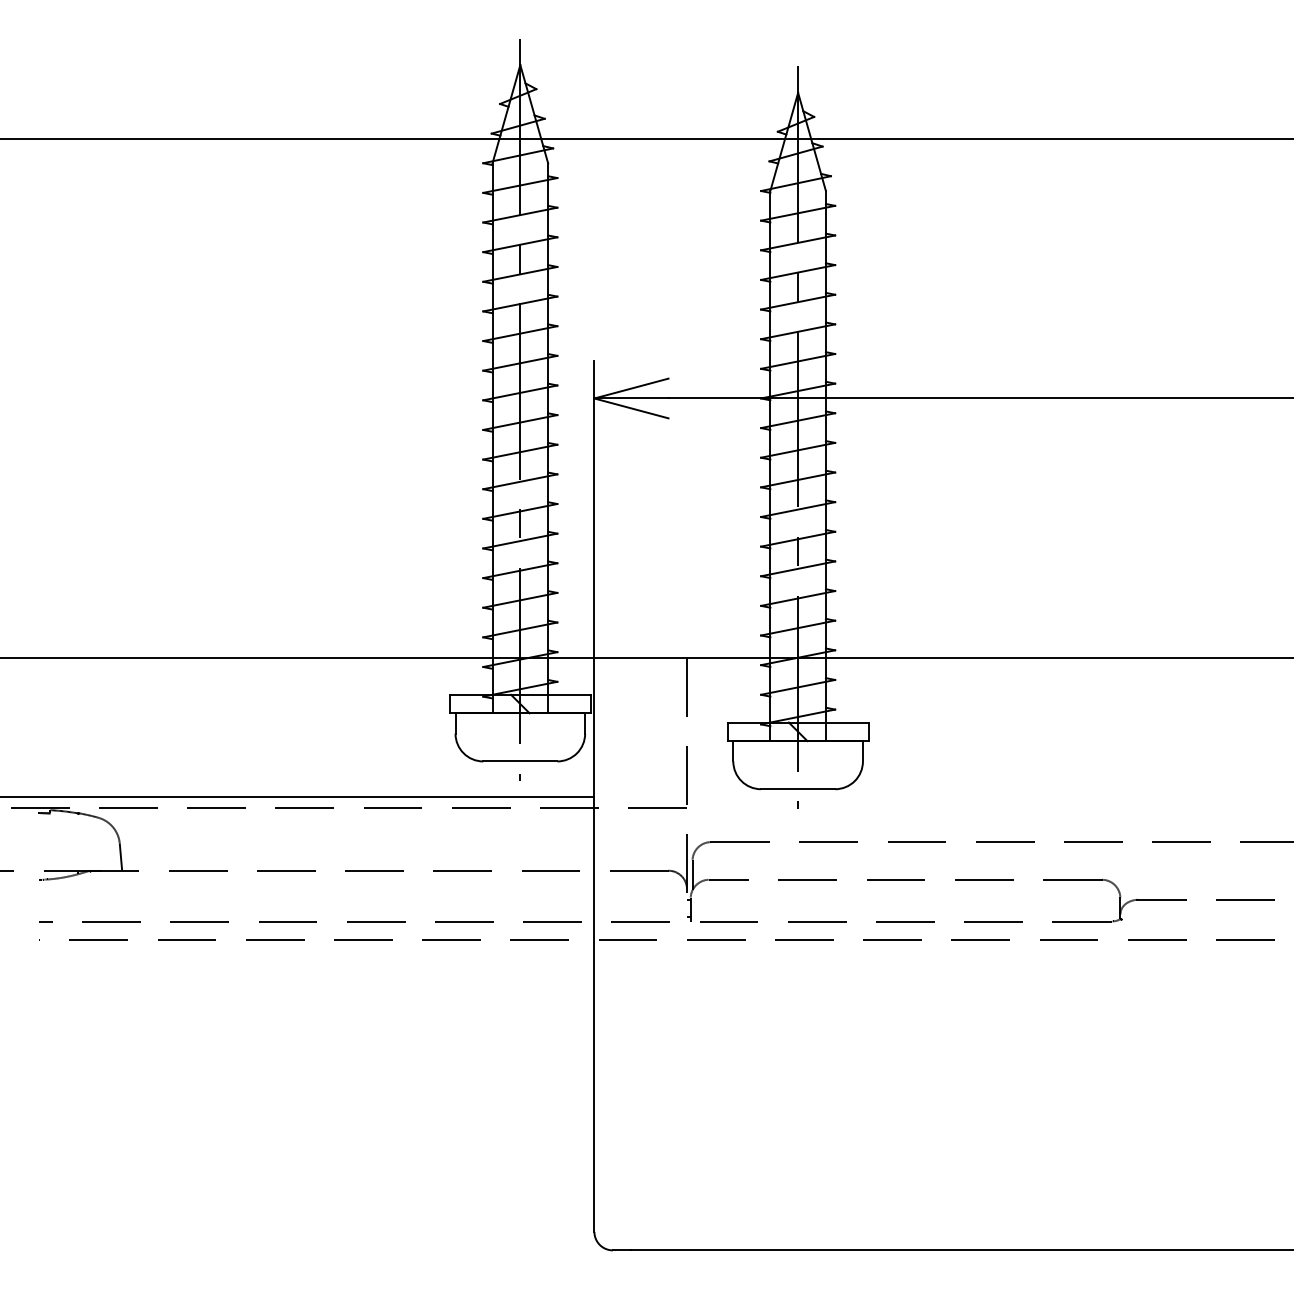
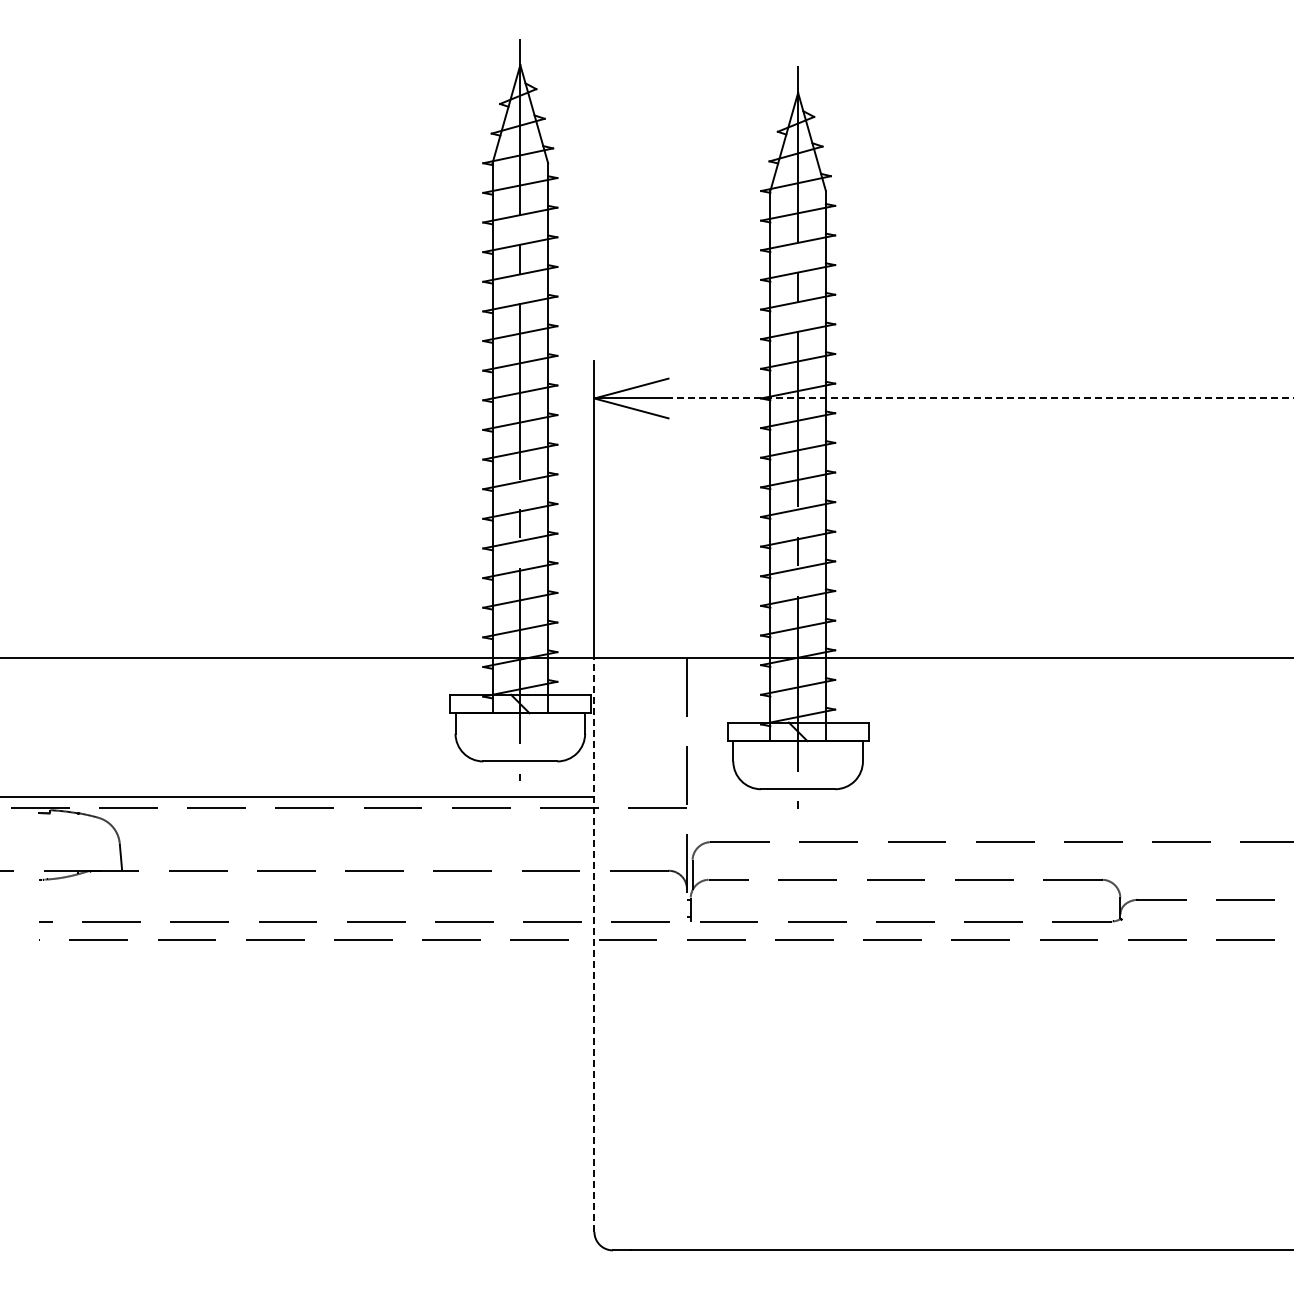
line: present -> none (646, 139)
line: solid -> dashed (980, 398)
line: solid -> dashed (594, 944)
